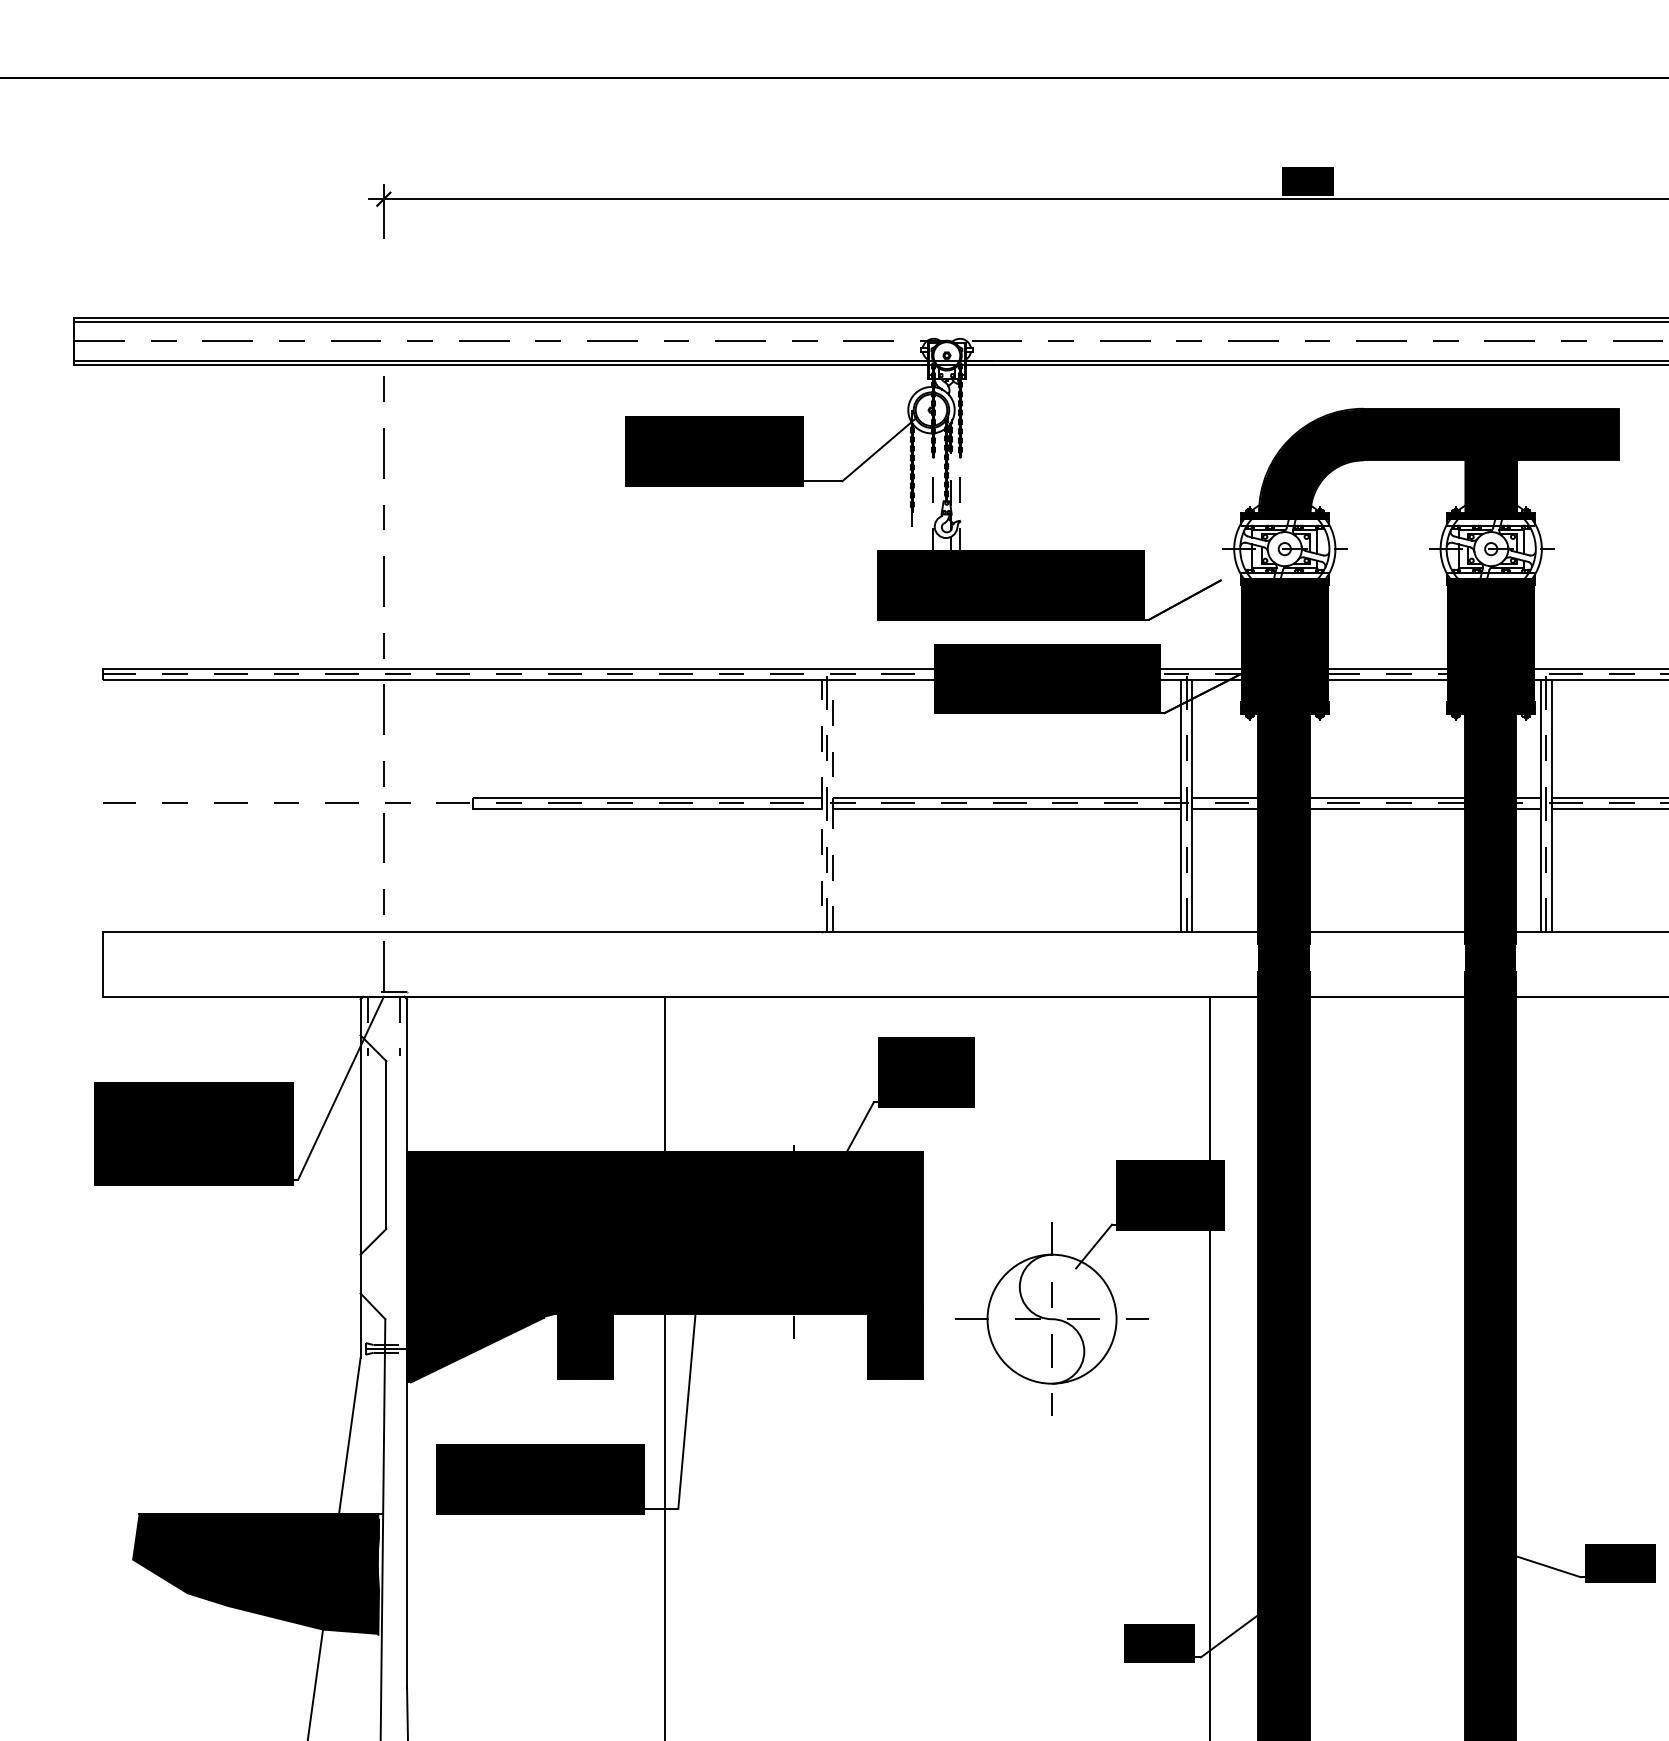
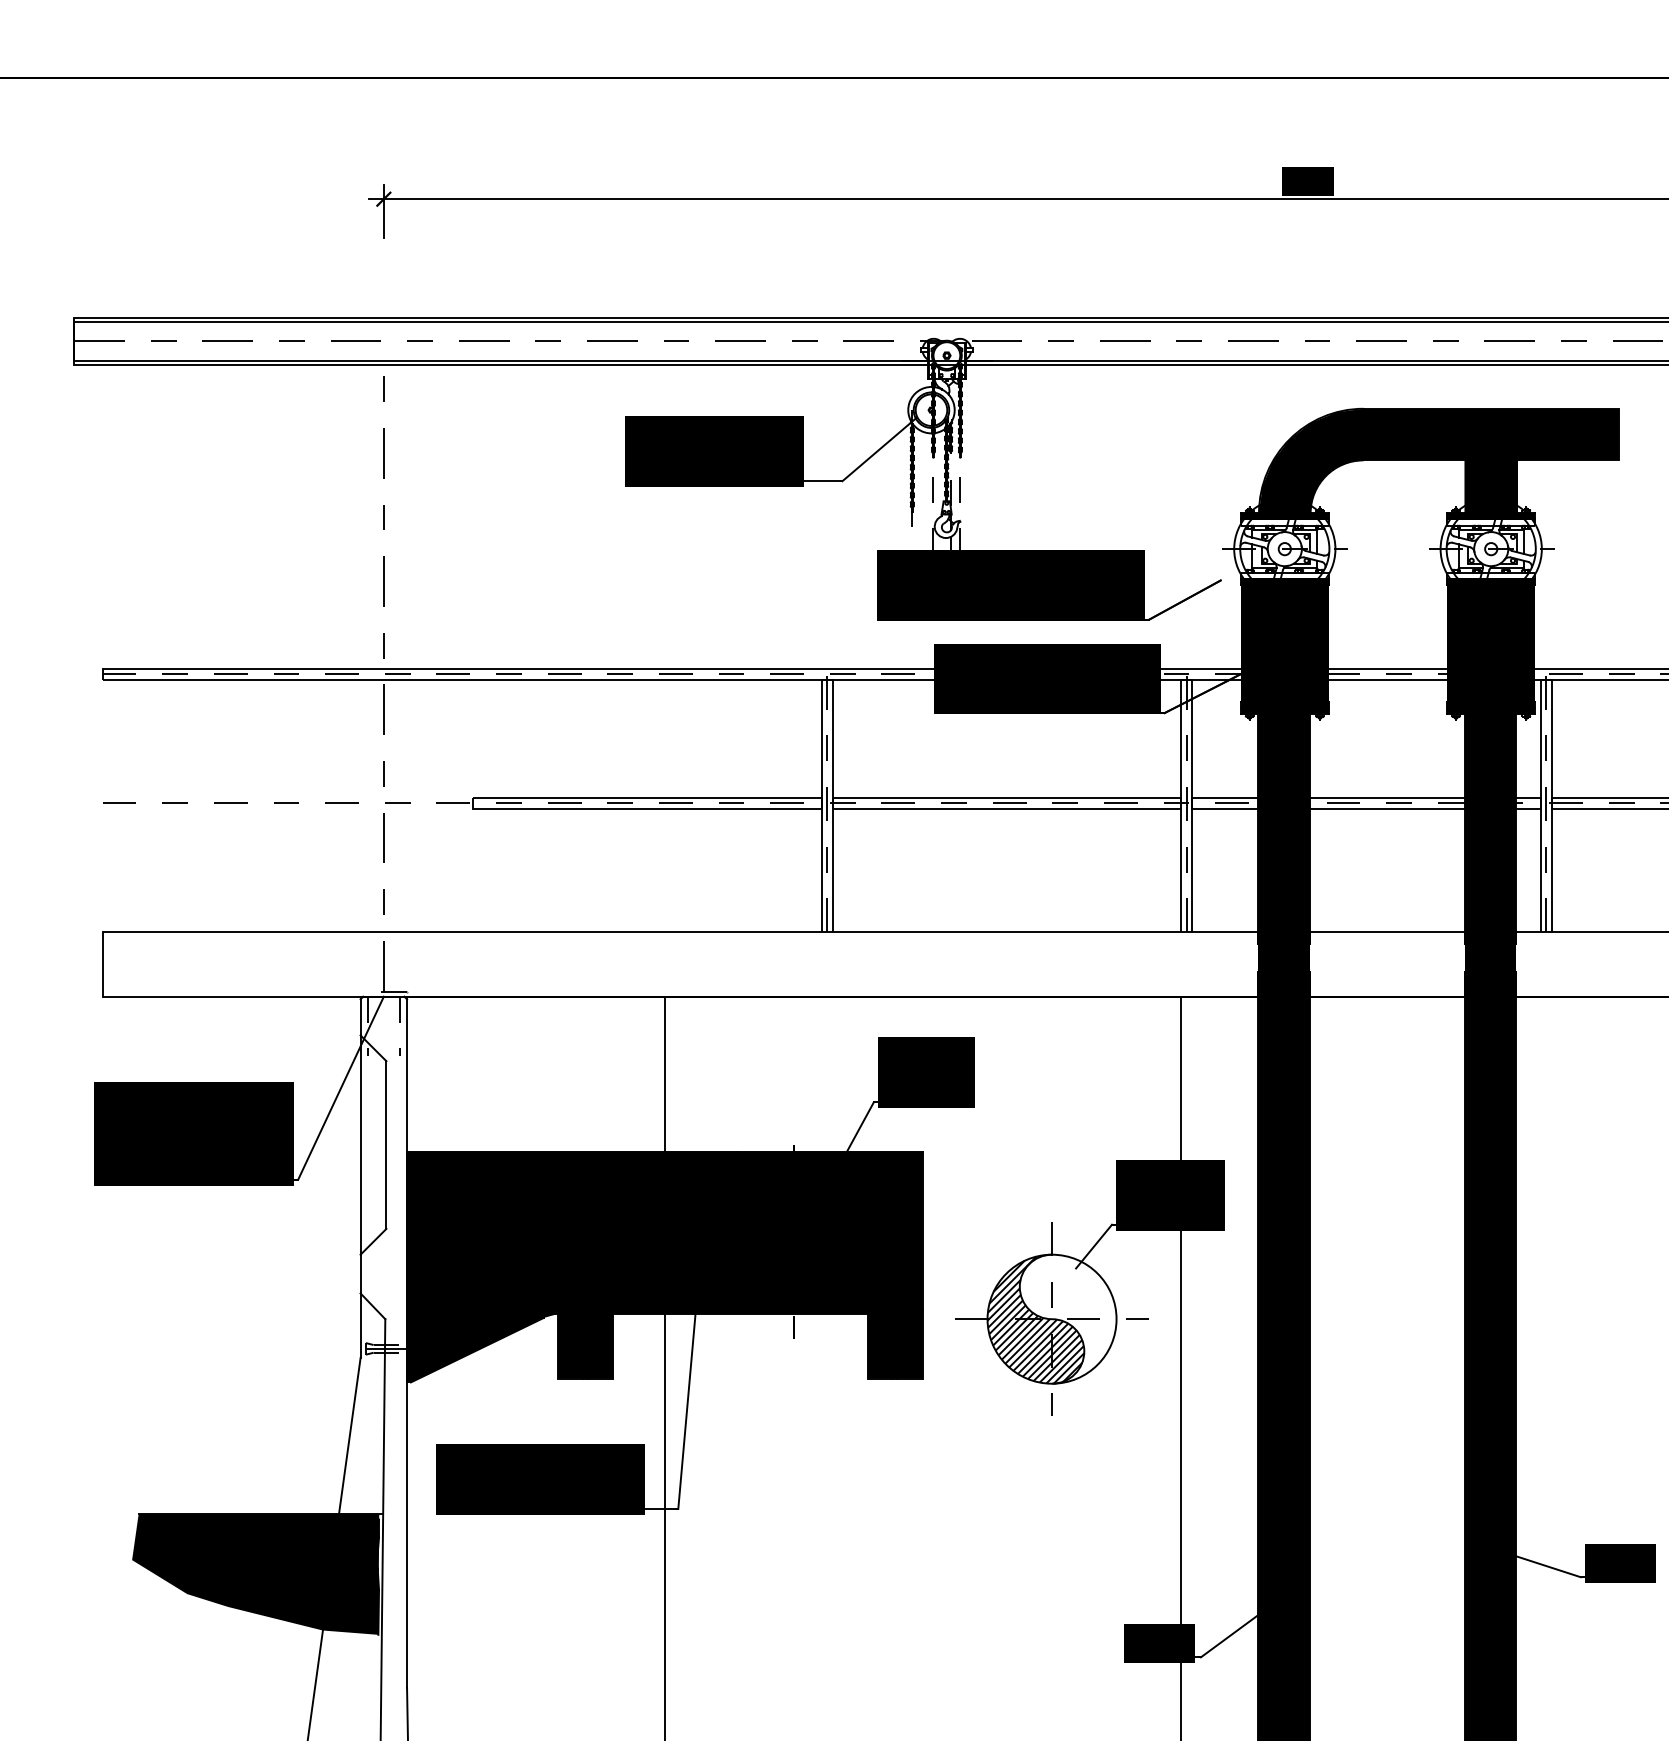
line: dashed -> solid (826, 679)
hatch: none -> present (1035, 1319)
line position: (1210, 1366) -> (1181, 1366) (1181, 1366)
